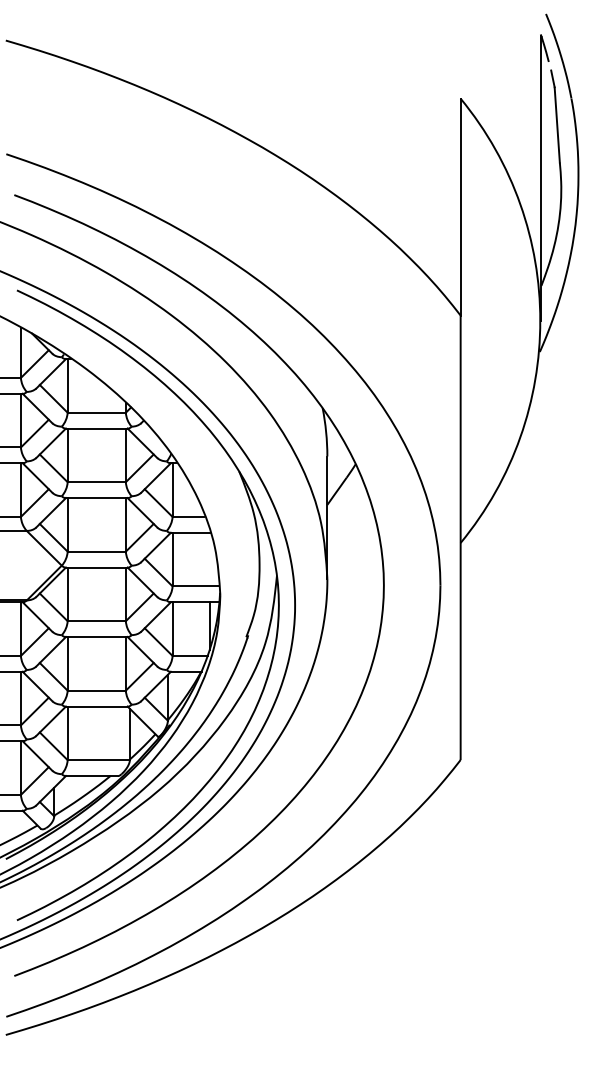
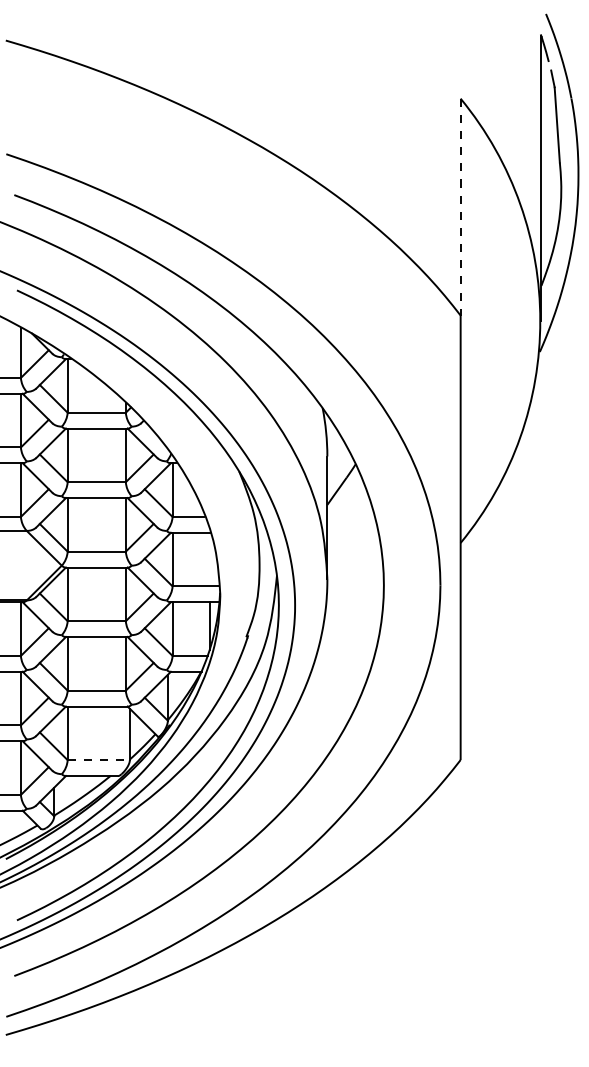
line: solid -> dashed (460, 207)
line: solid -> dashed (99, 760)
